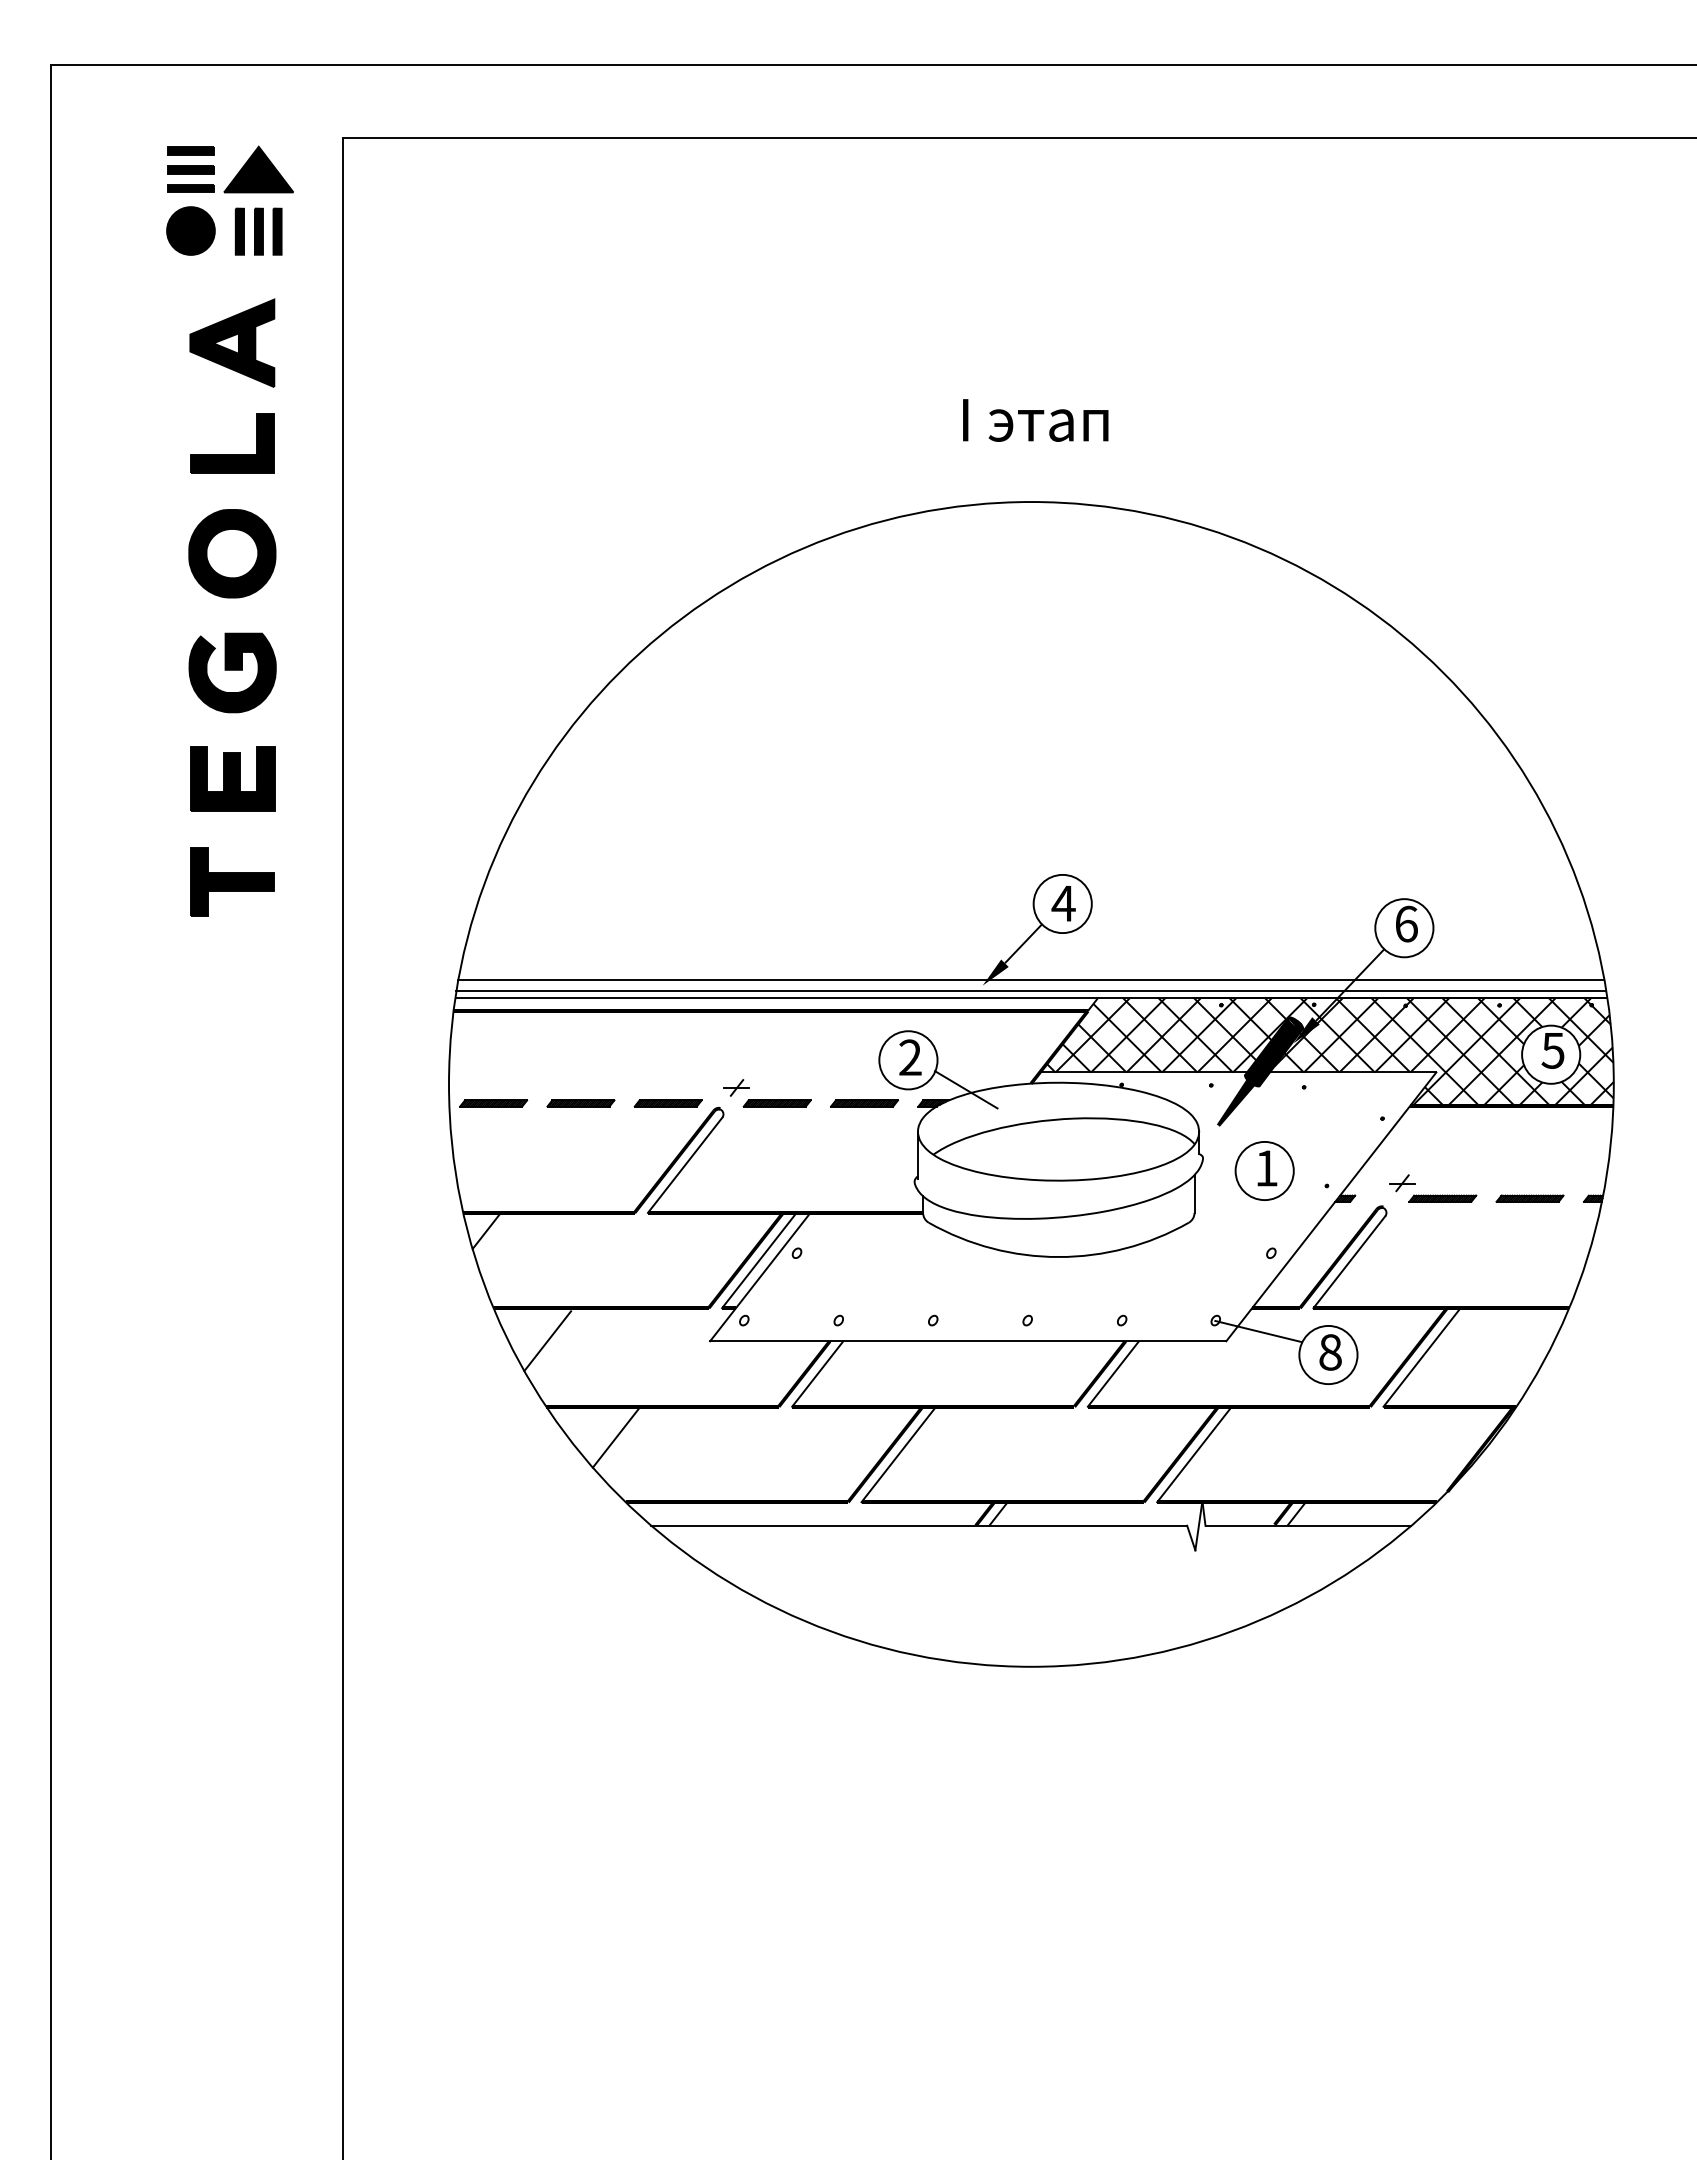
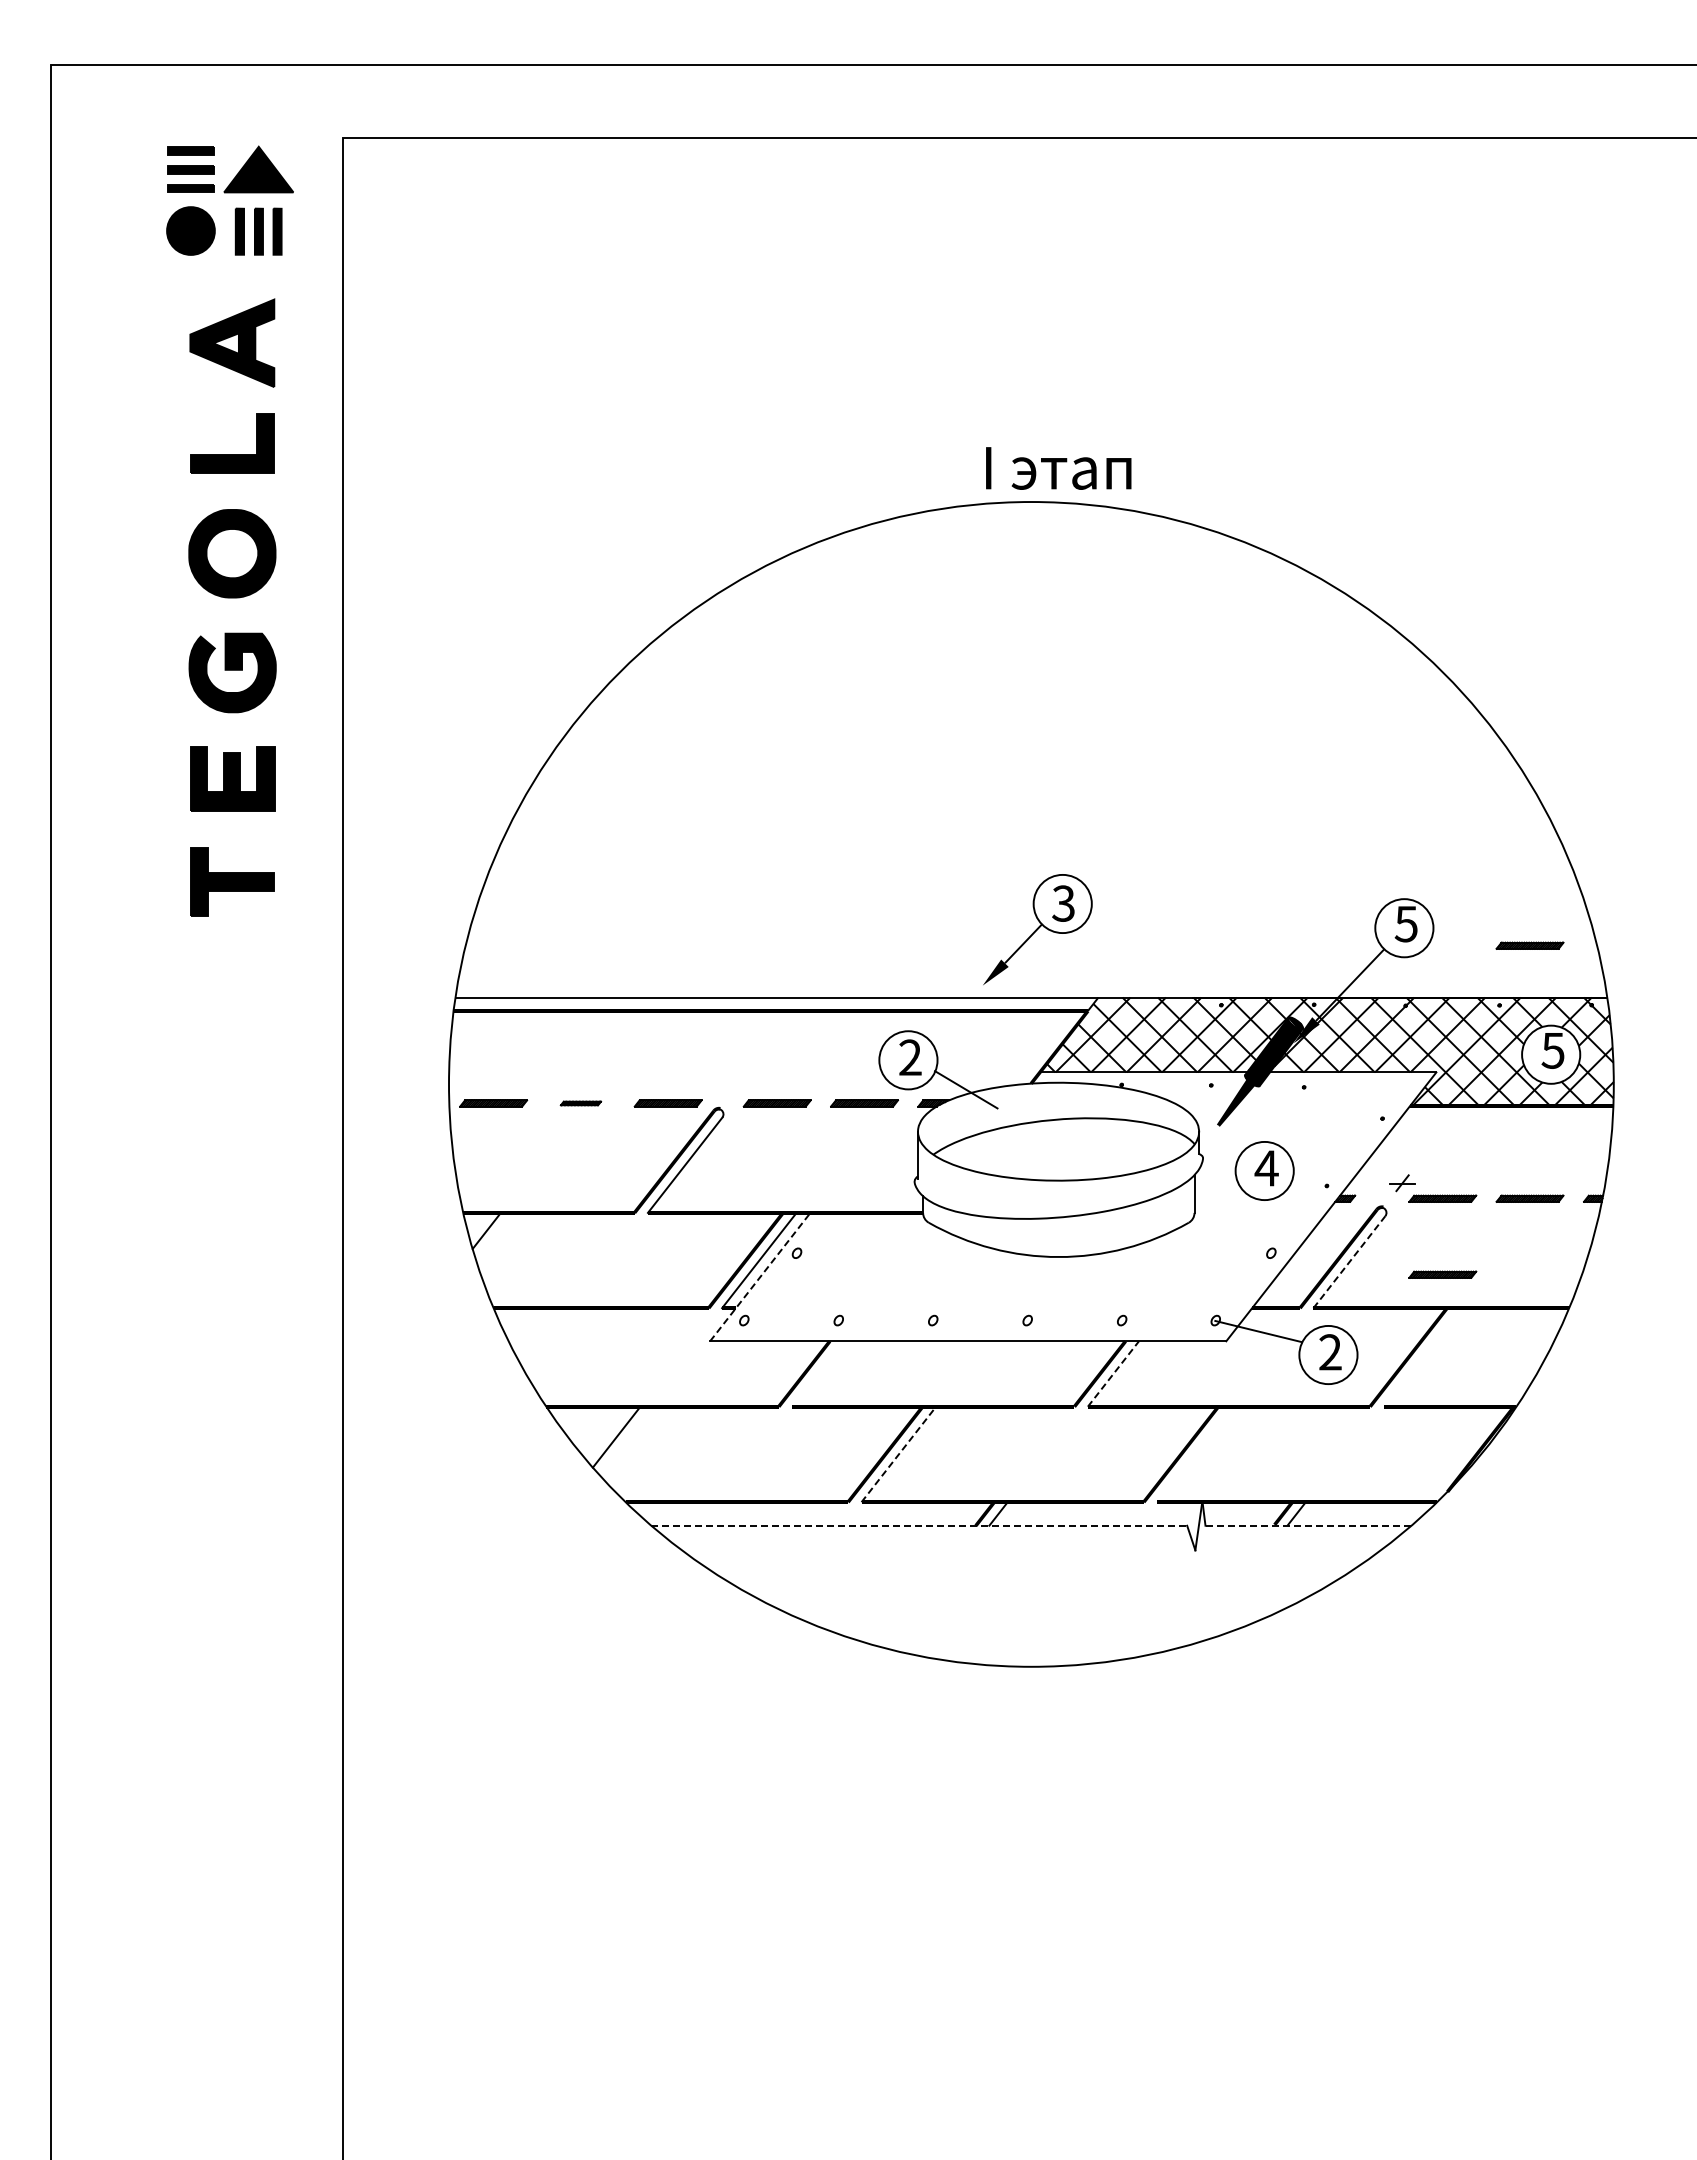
text position: (1035, 420) -> (1058, 468) (1058, 468)
text: 4 -> 3 (1063, 903)
text: 6 -> 5 (1405, 923)
part: none -> present (1529, 945)
line: present -> none (1031, 980)
line: present -> none (1031, 991)
part: present -> none (736, 1087)
part size: 70x9 px -> 44x7 px (580, 1103)
text: 1 -> 4 (1266, 1168)
line: solid -> dashed (1349, 1261)
part: none -> present (1442, 1274)
line: solid -> dashed (760, 1276)
line: present -> none (547, 1341)
text: 8 -> 2 (1330, 1352)
line: present -> none (1421, 1357)
line: present -> none (817, 1373)
line: solid -> dashed (1113, 1374)
line: solid -> dashed (898, 1454)
line: present -> none (1194, 1454)
line: solid -> dashed (919, 1525)
line: solid -> dashed (1308, 1525)
